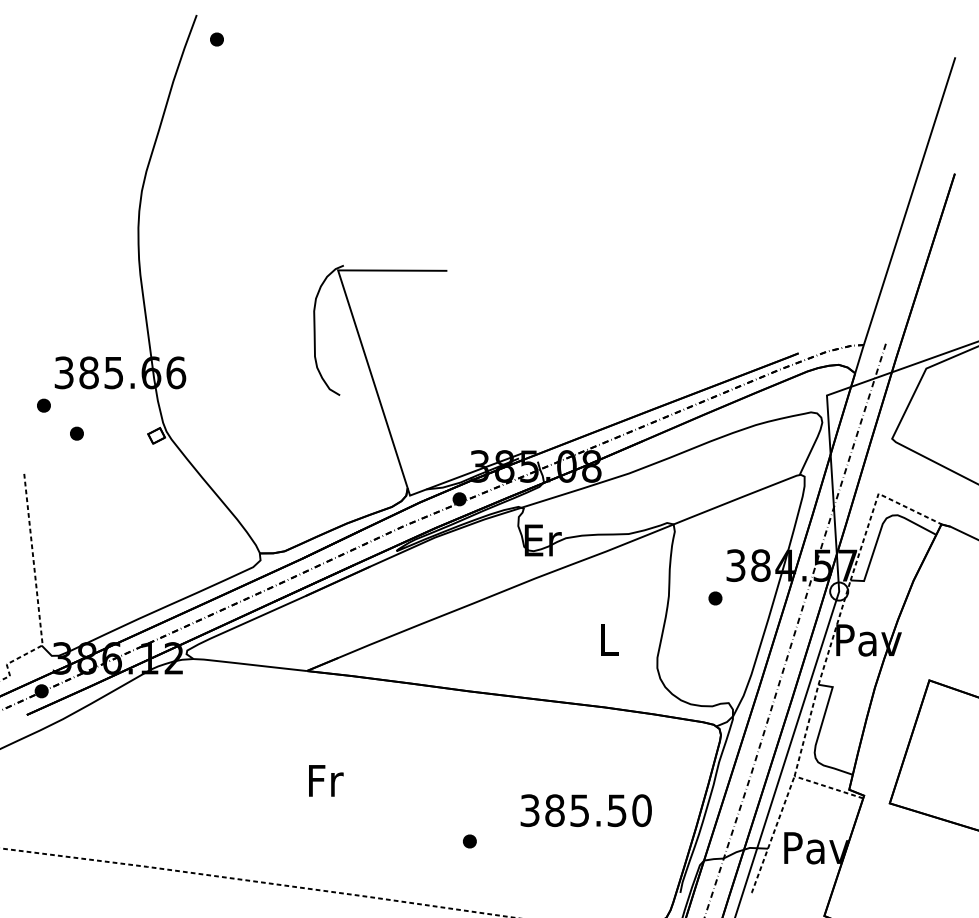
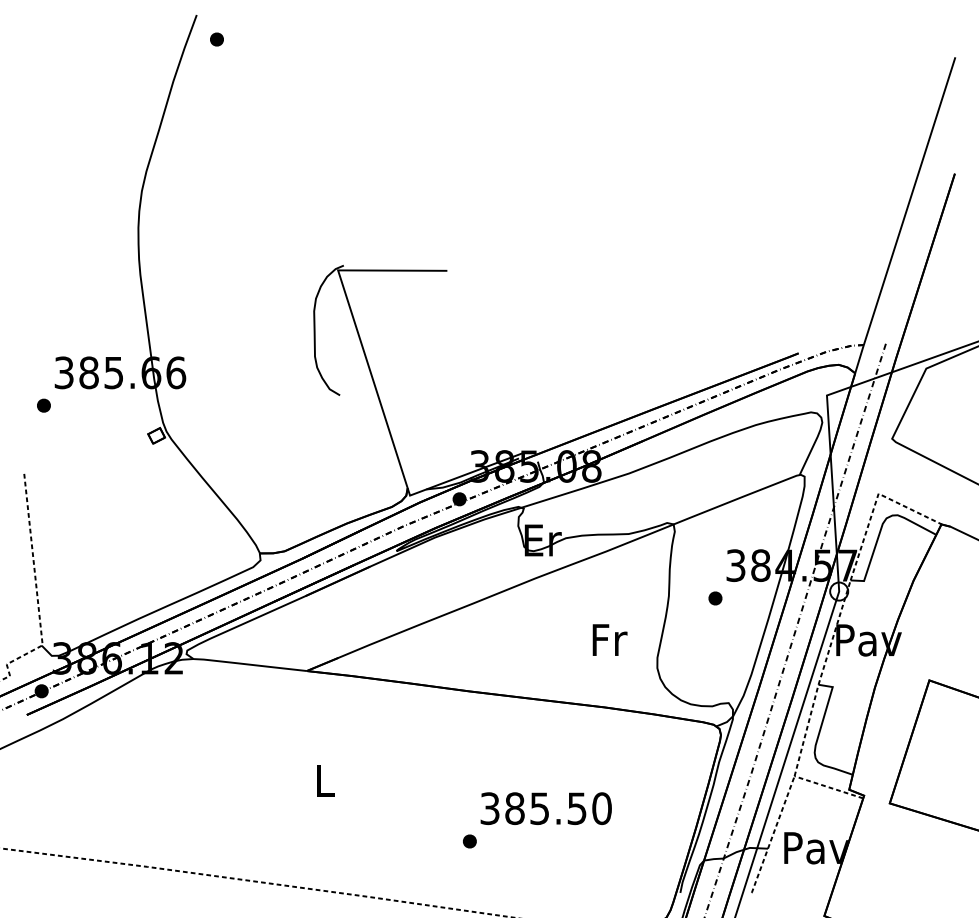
part: present -> none (76, 433)
text: L -> Fr (609, 639)
text: Fr -> L (326, 780)
text position: (585, 810) -> (545, 808) (545, 808)
